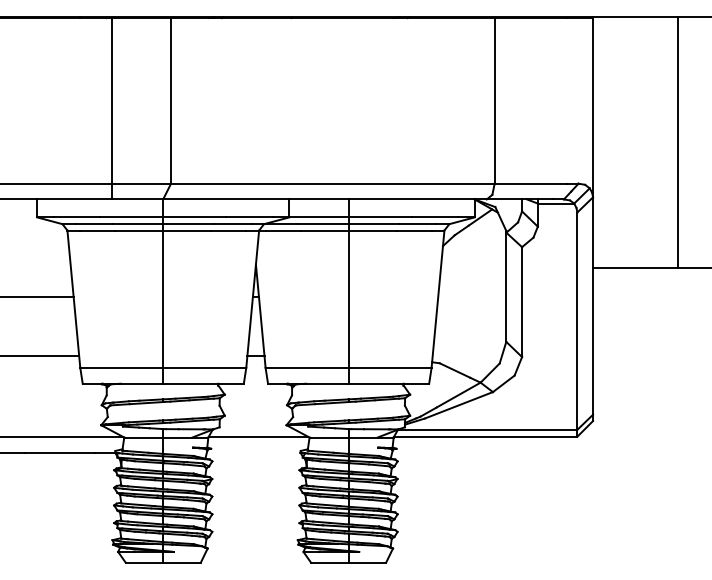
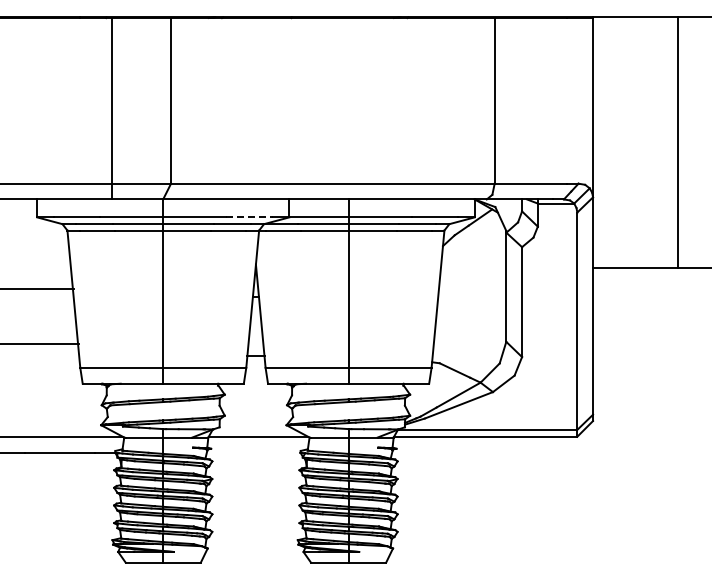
line: solid -> dashed (249, 217)
line position: (37, 296) -> (37, 288) (37, 288)
line position: (40, 356) -> (40, 344) (40, 344)
